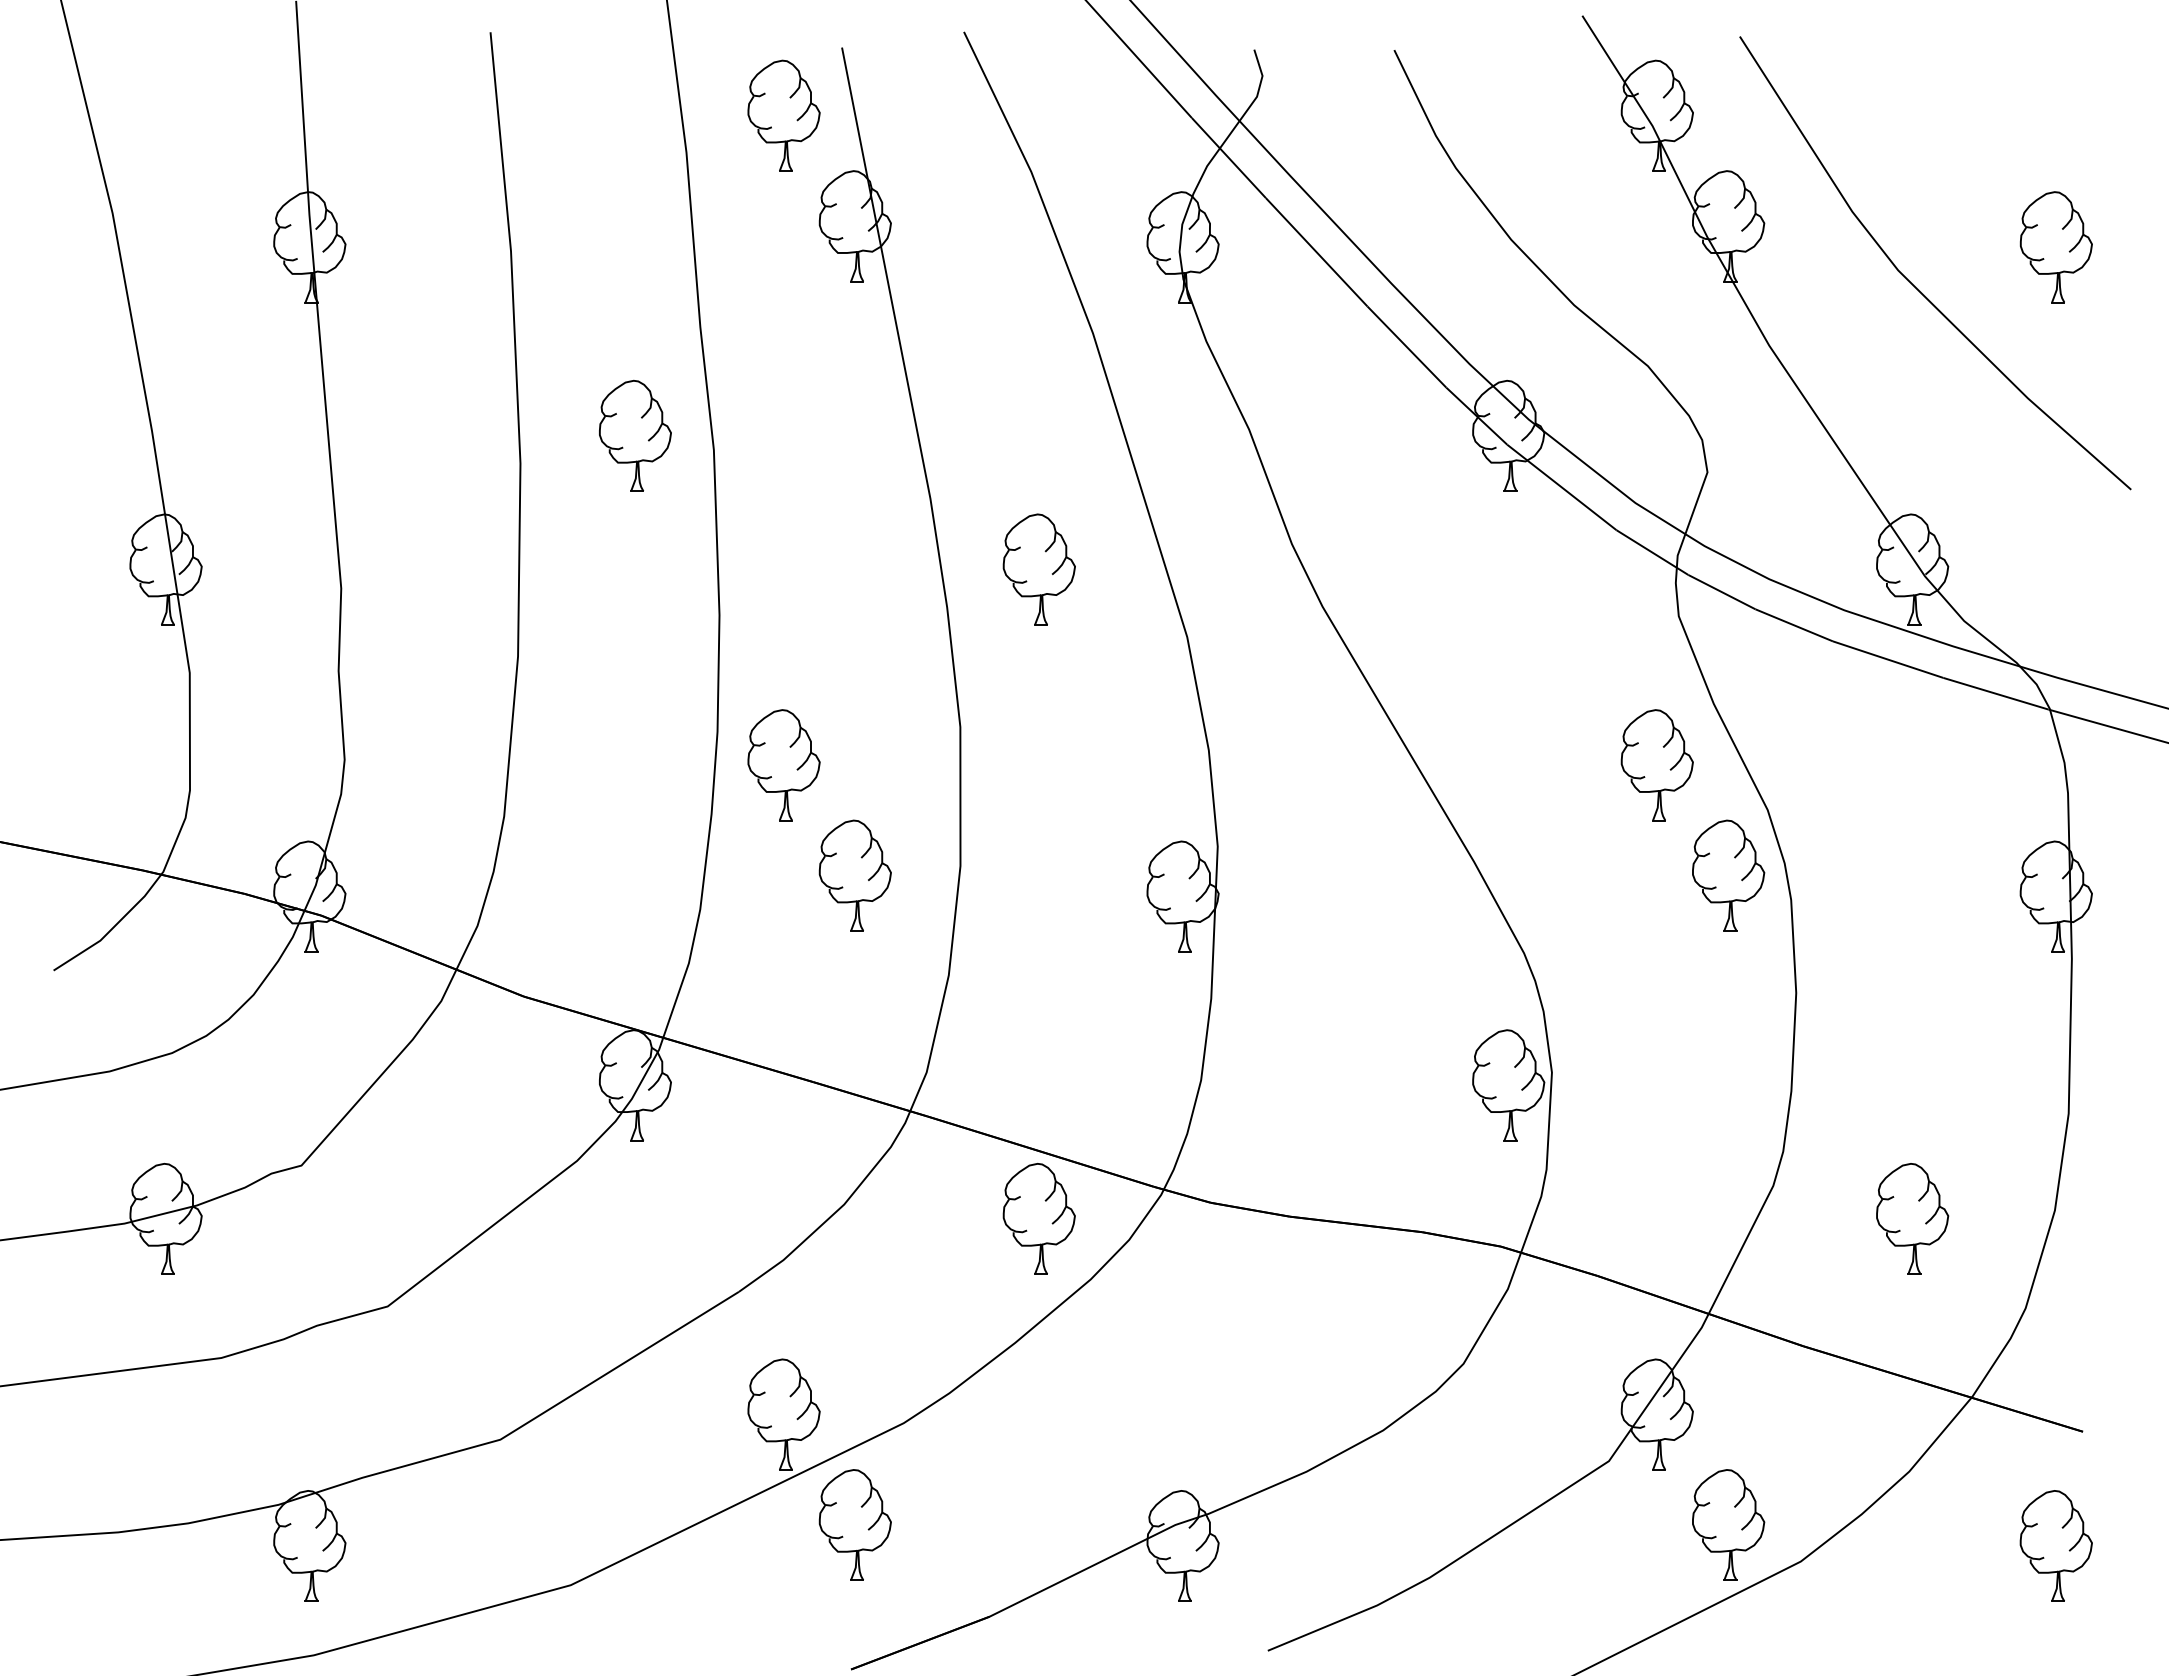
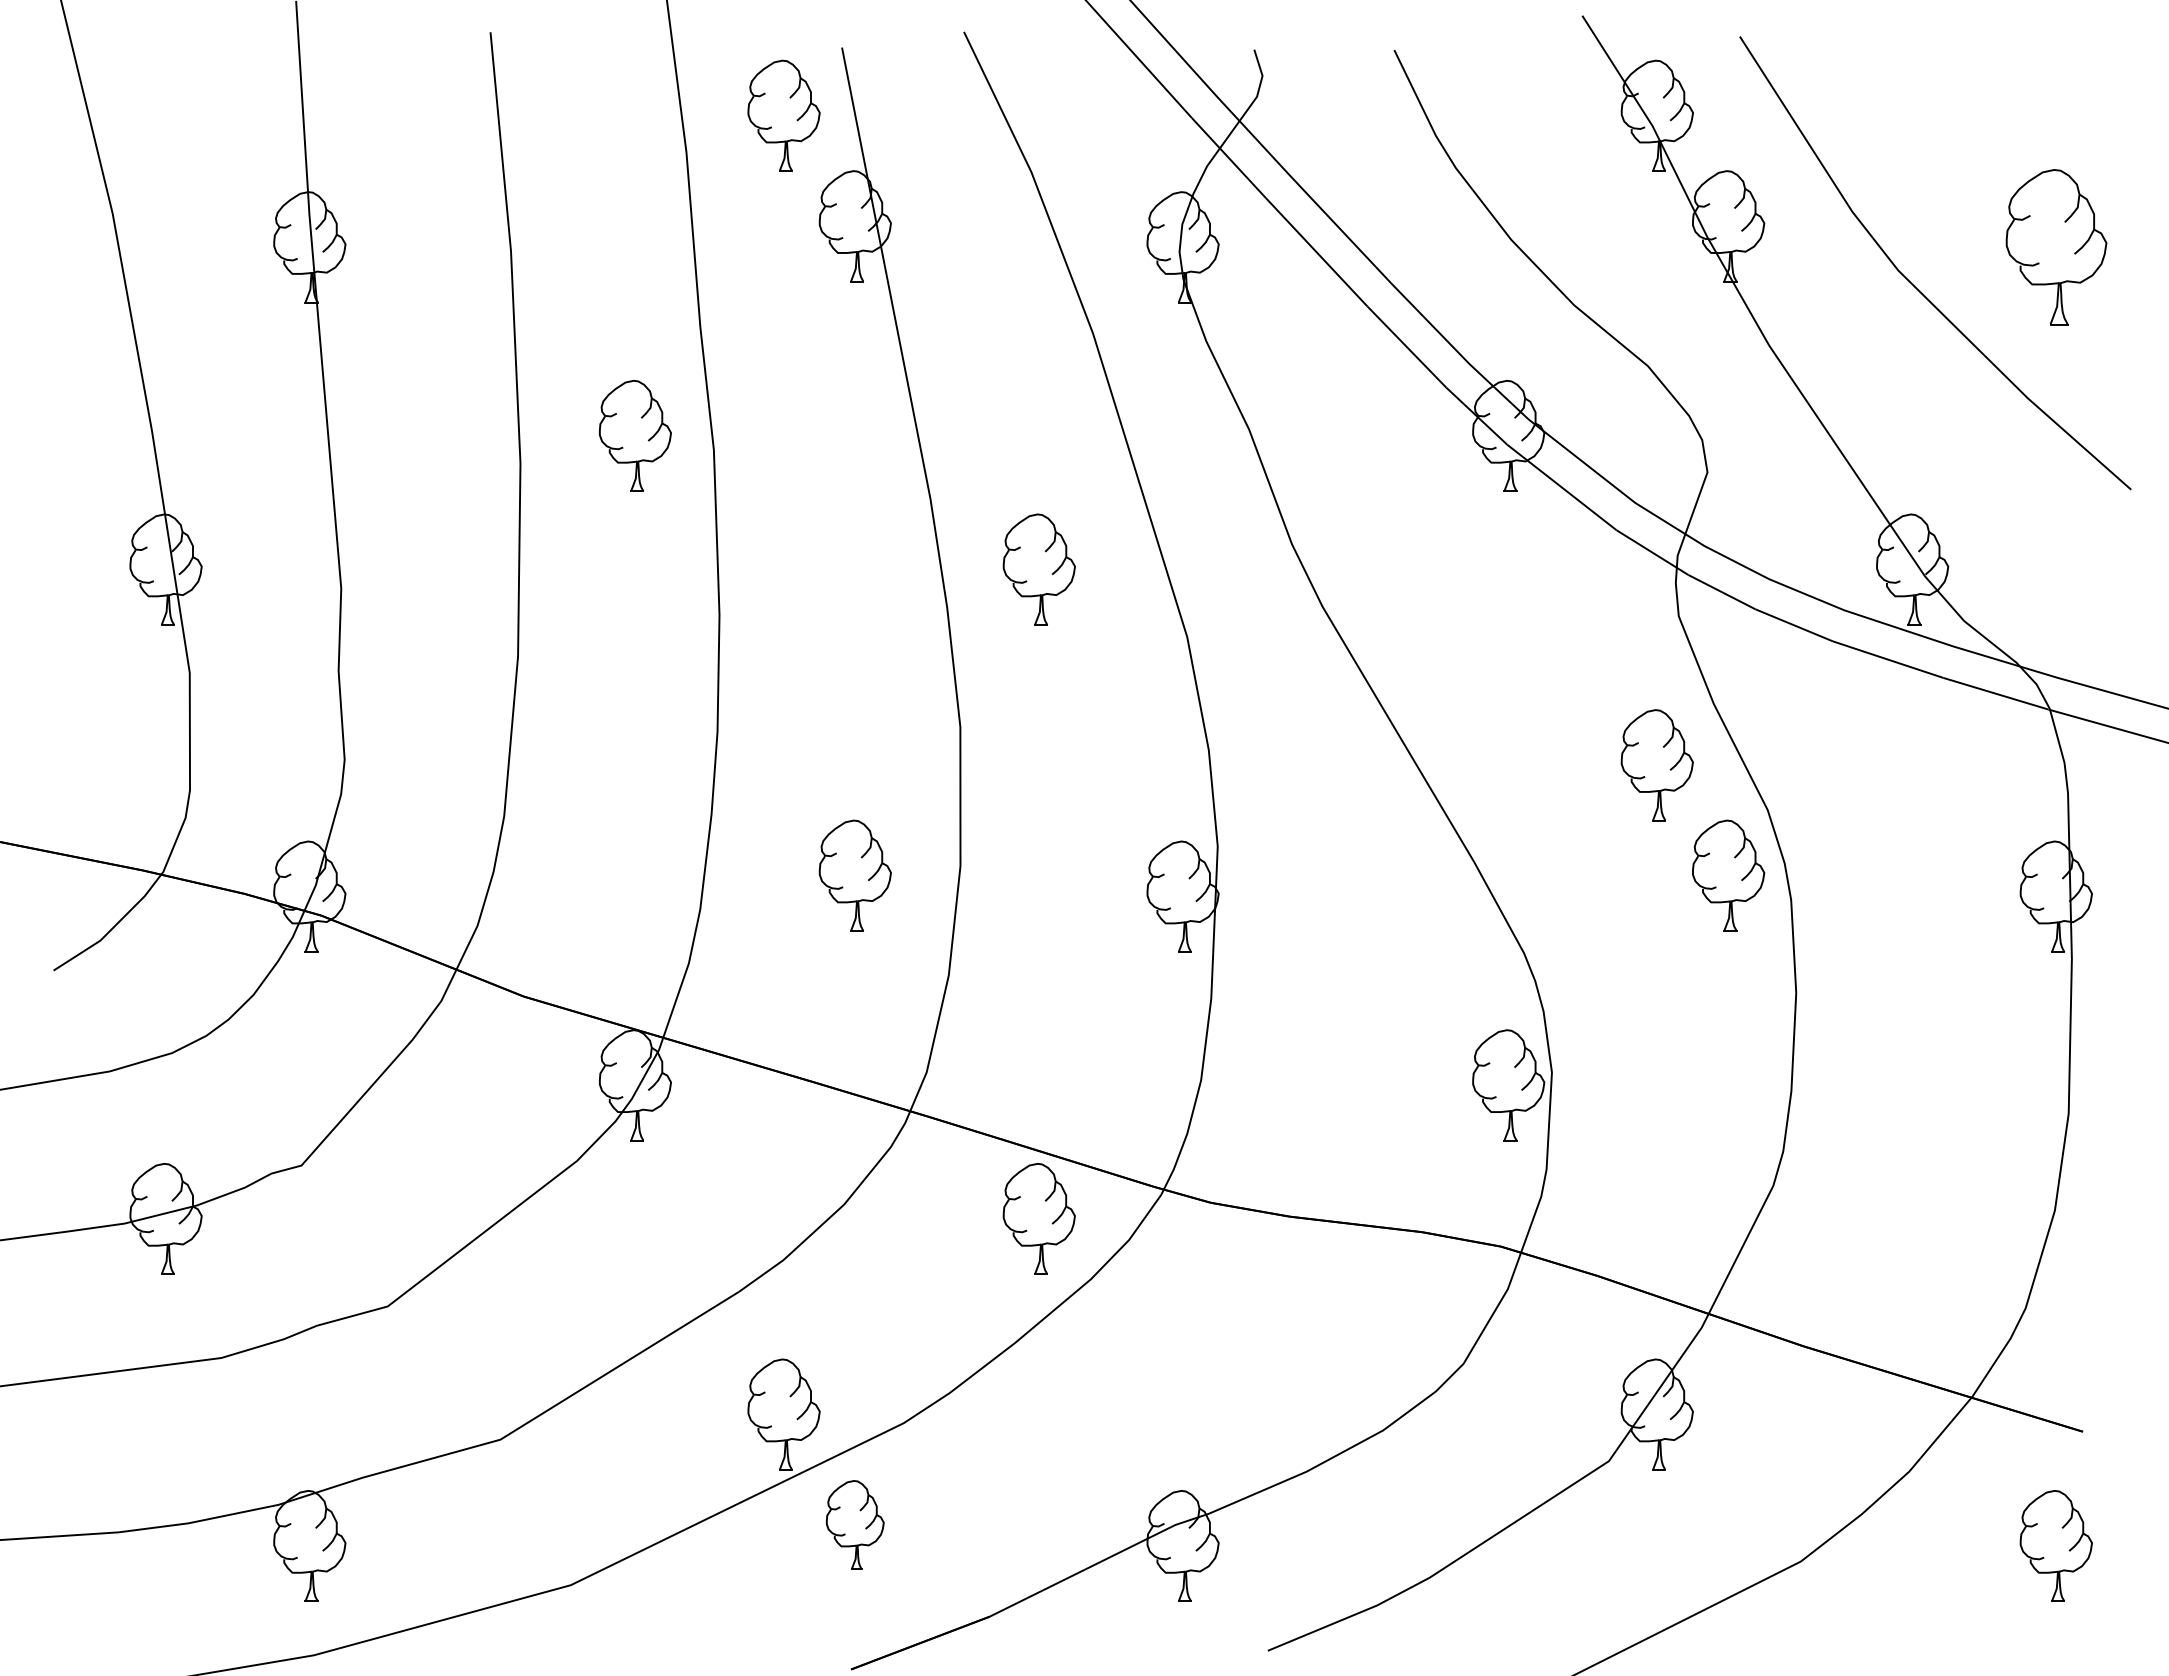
part size: 74x113 px -> 103x157 px (2056, 247)
part: present -> none (783, 765)
part: present -> none (1912, 1218)
part size: 74x112 px -> 59x90 px (855, 1524)
part: present -> none (1728, 1524)
